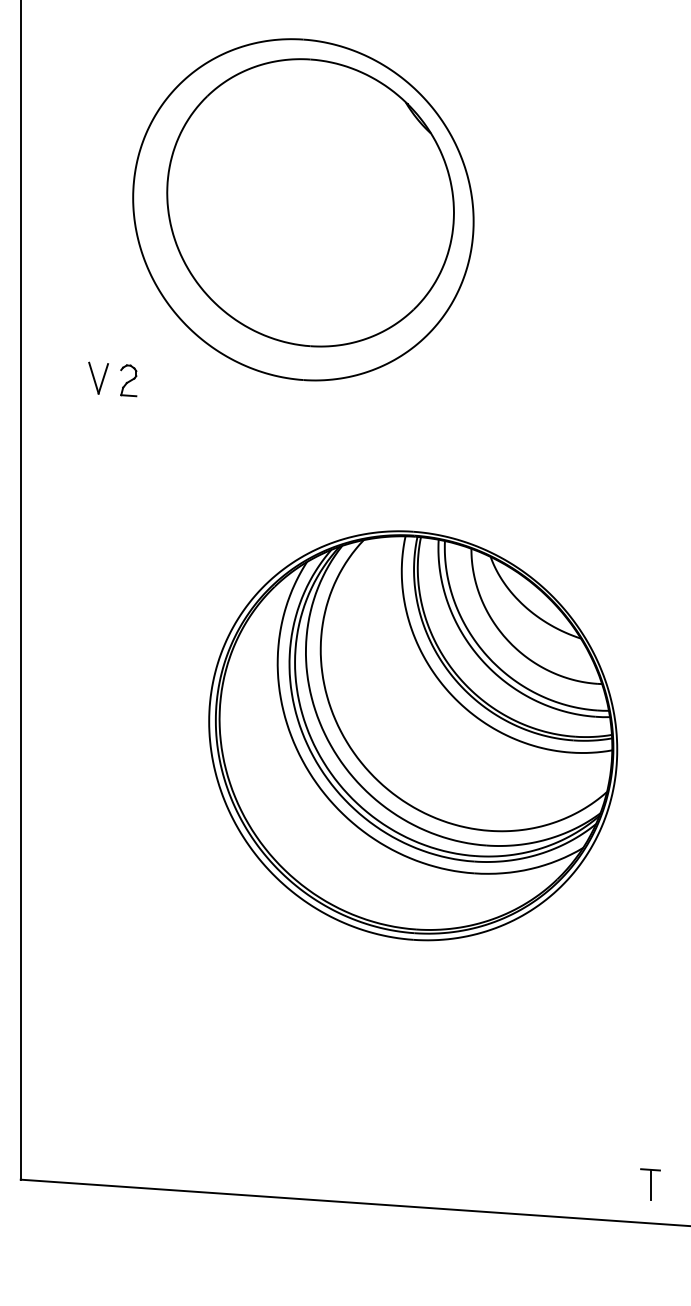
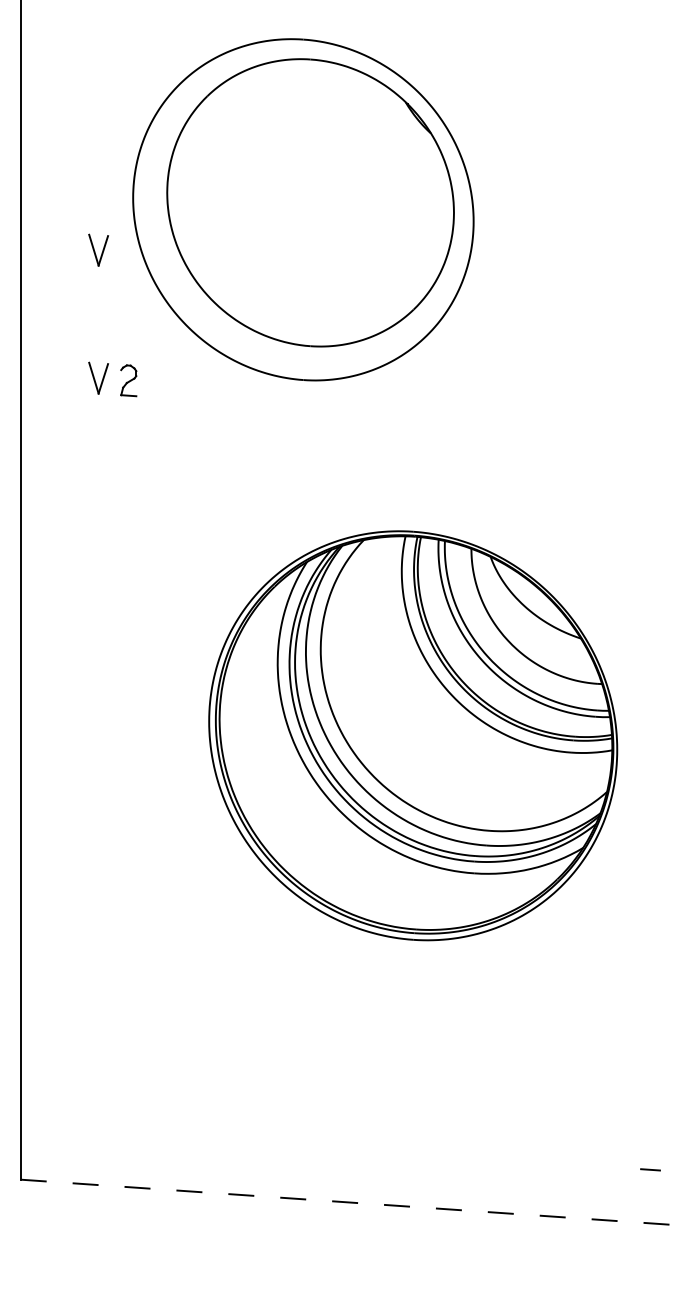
part: none -> present (98, 249)
line: present -> none (650, 1184)
line: solid -> dashed (355, 1202)
